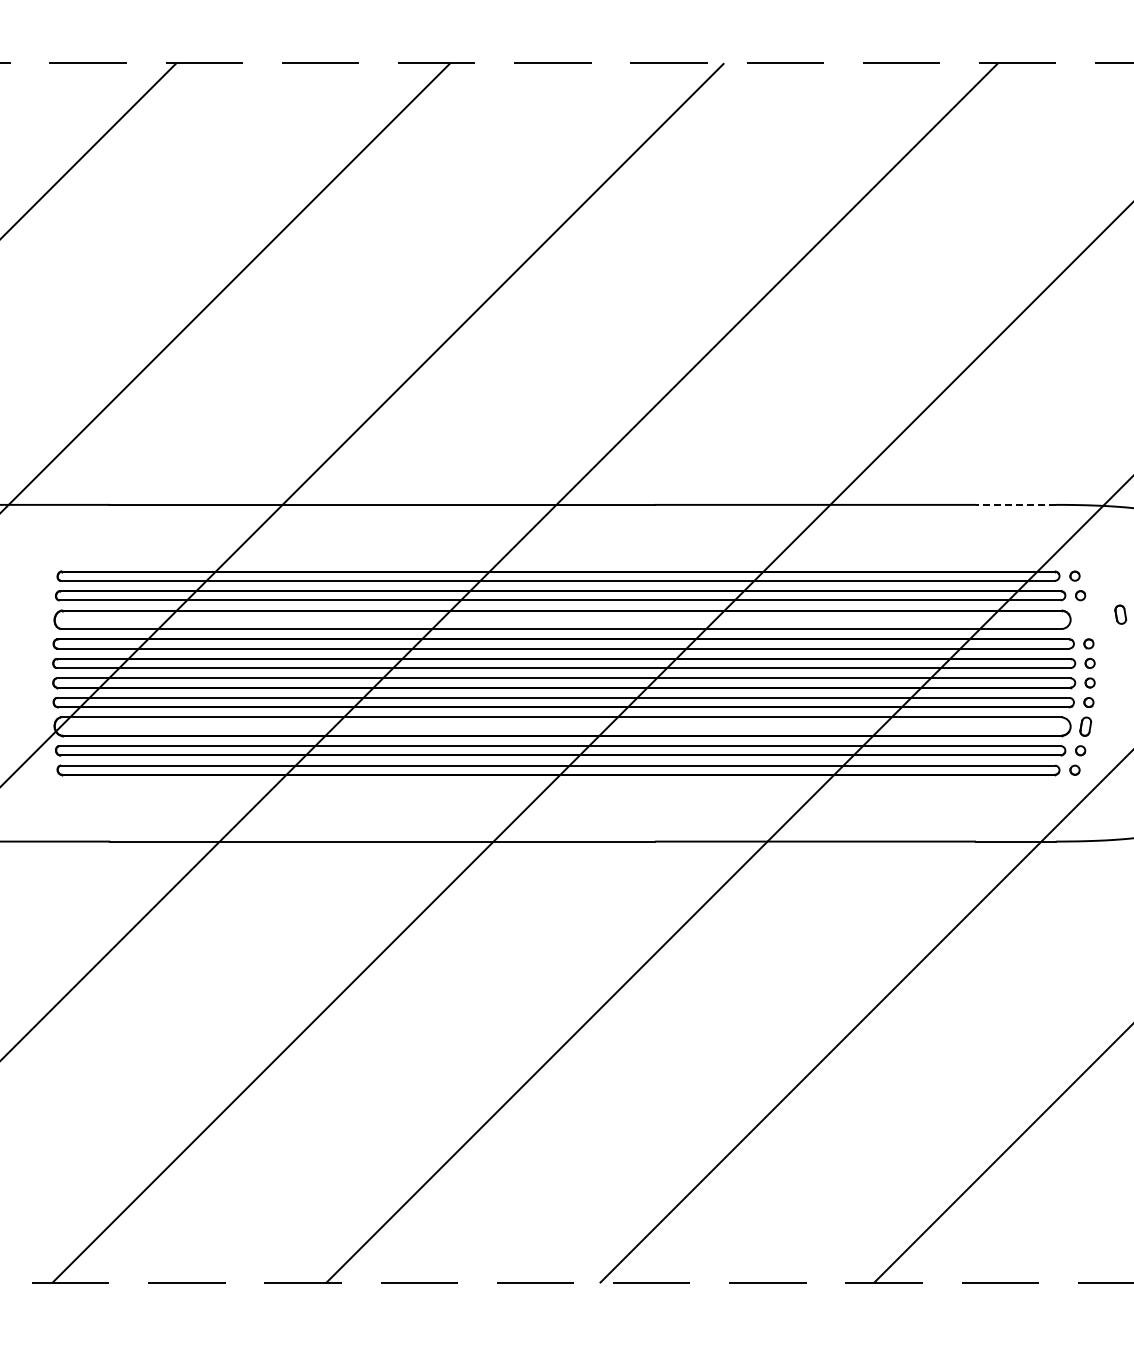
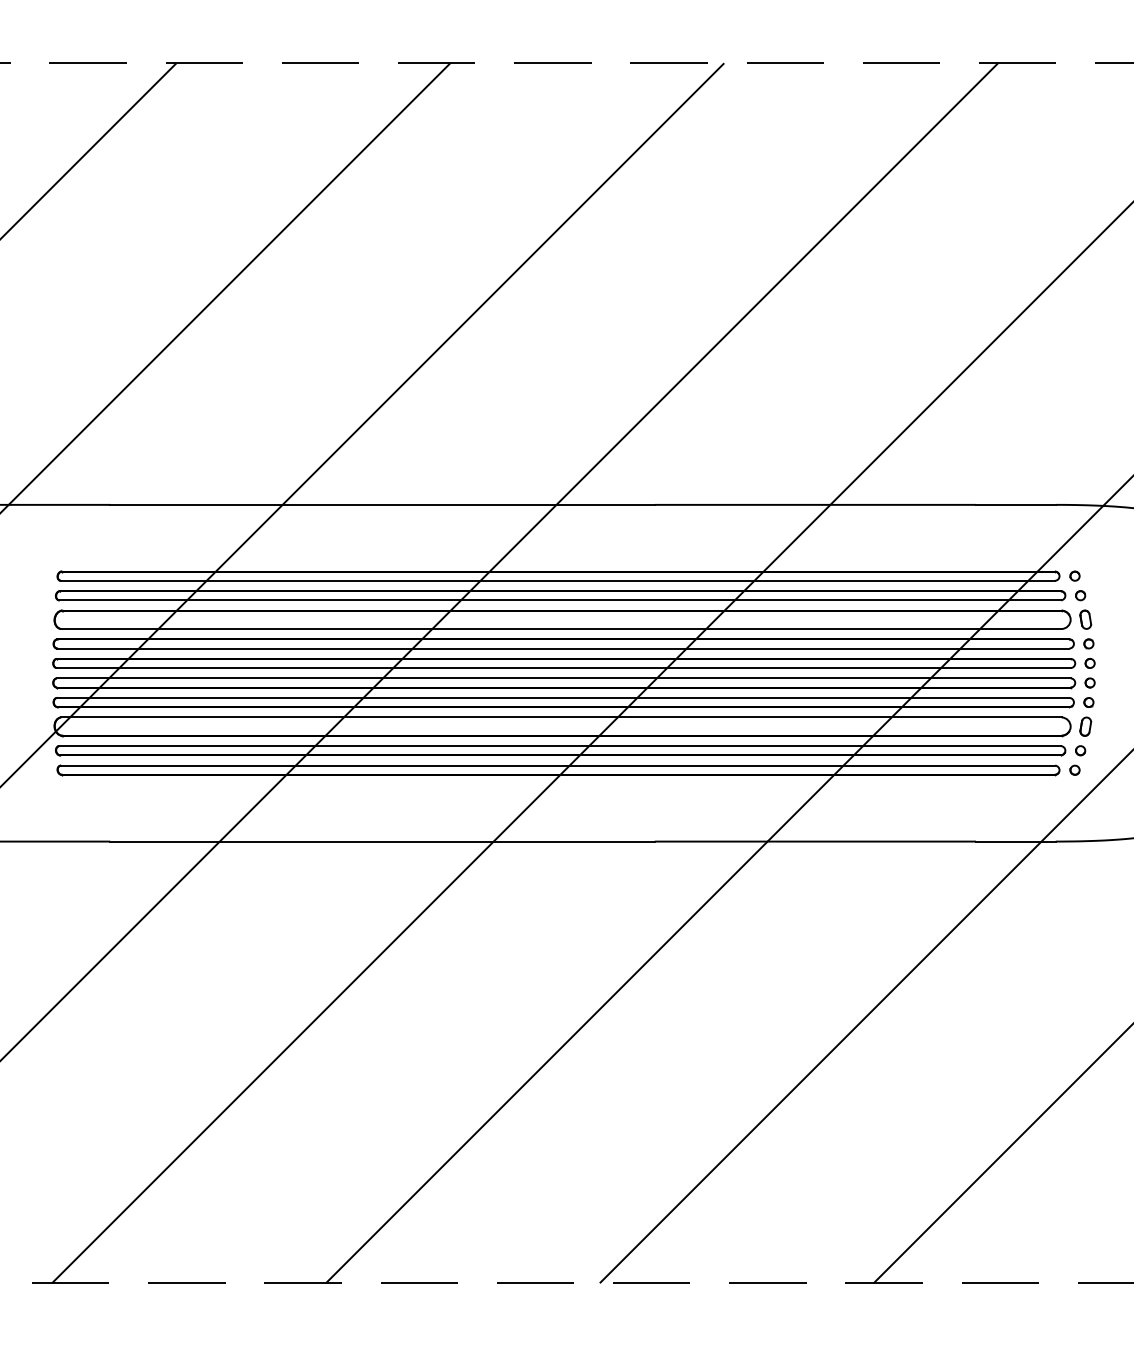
line: dashed -> solid (1015, 504)
part position: (1120, 614) -> (1085, 619) (1085, 619)
